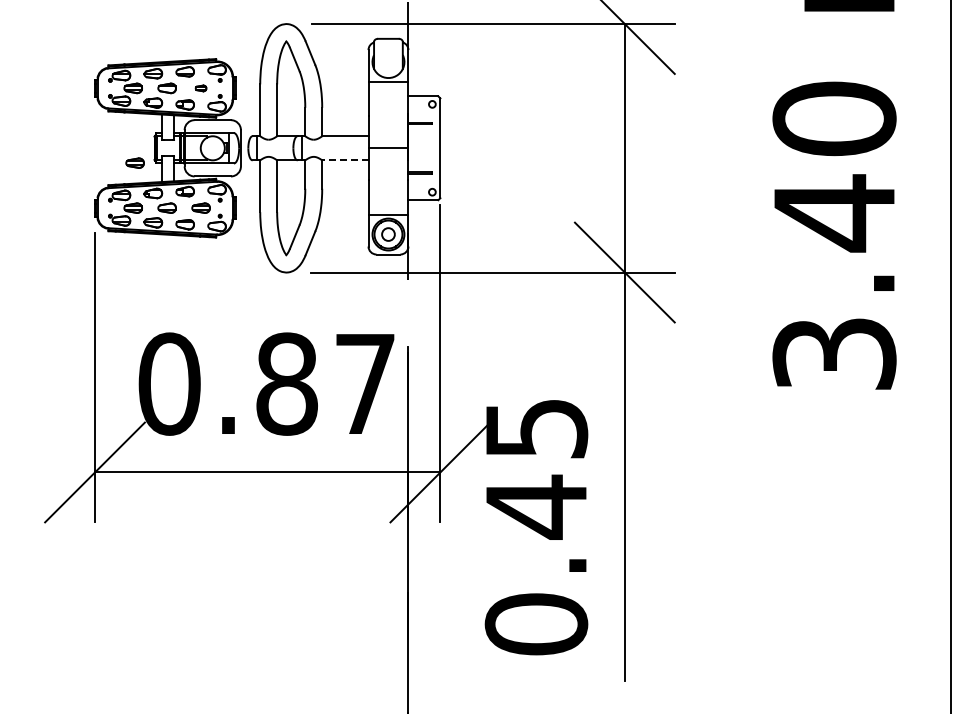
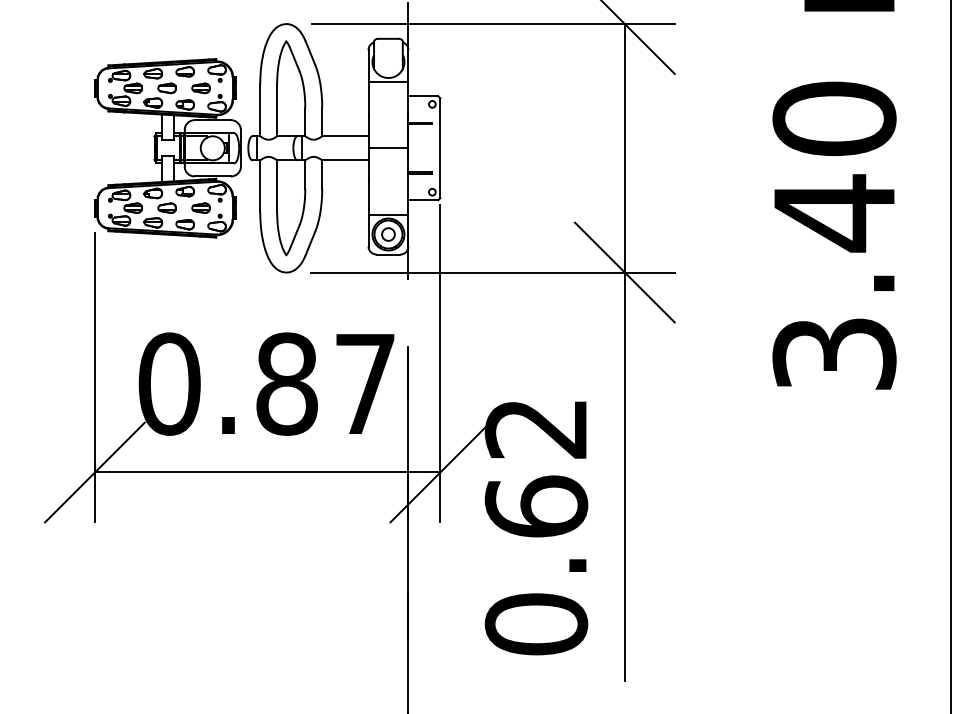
part size: 14x9 px -> 20x13 px (200, 88)
line: dashed -> solid (344, 160)
part: present -> none (134, 162)
text: 0.45 -> 0.62 (536, 469)
